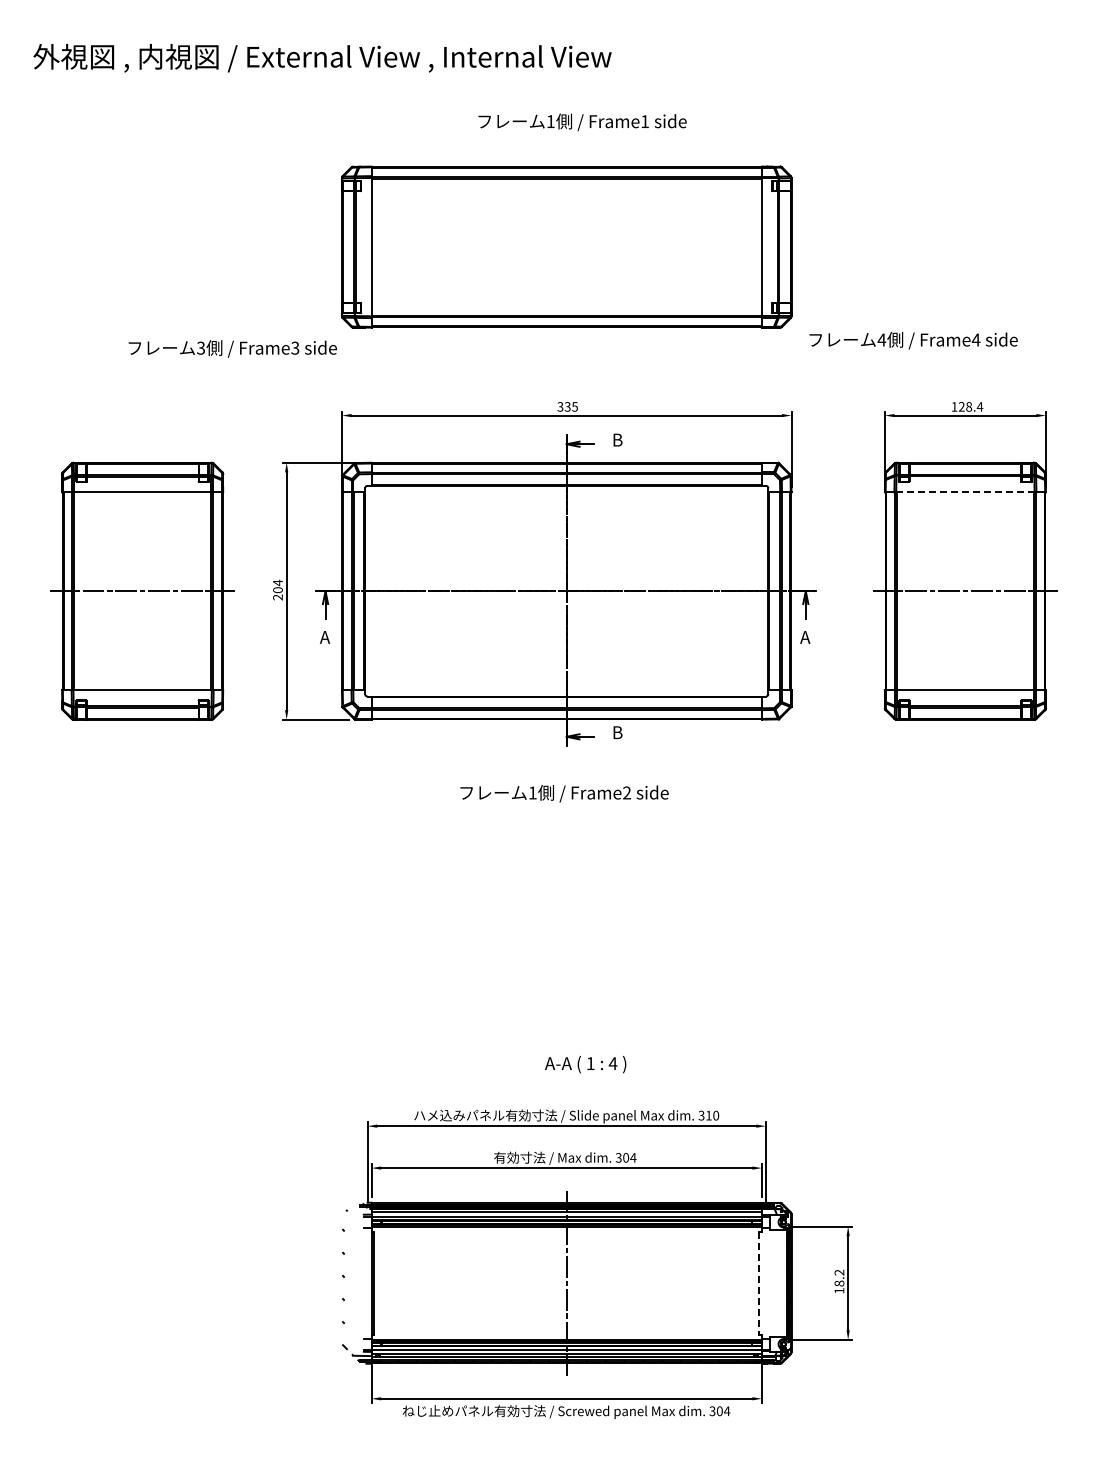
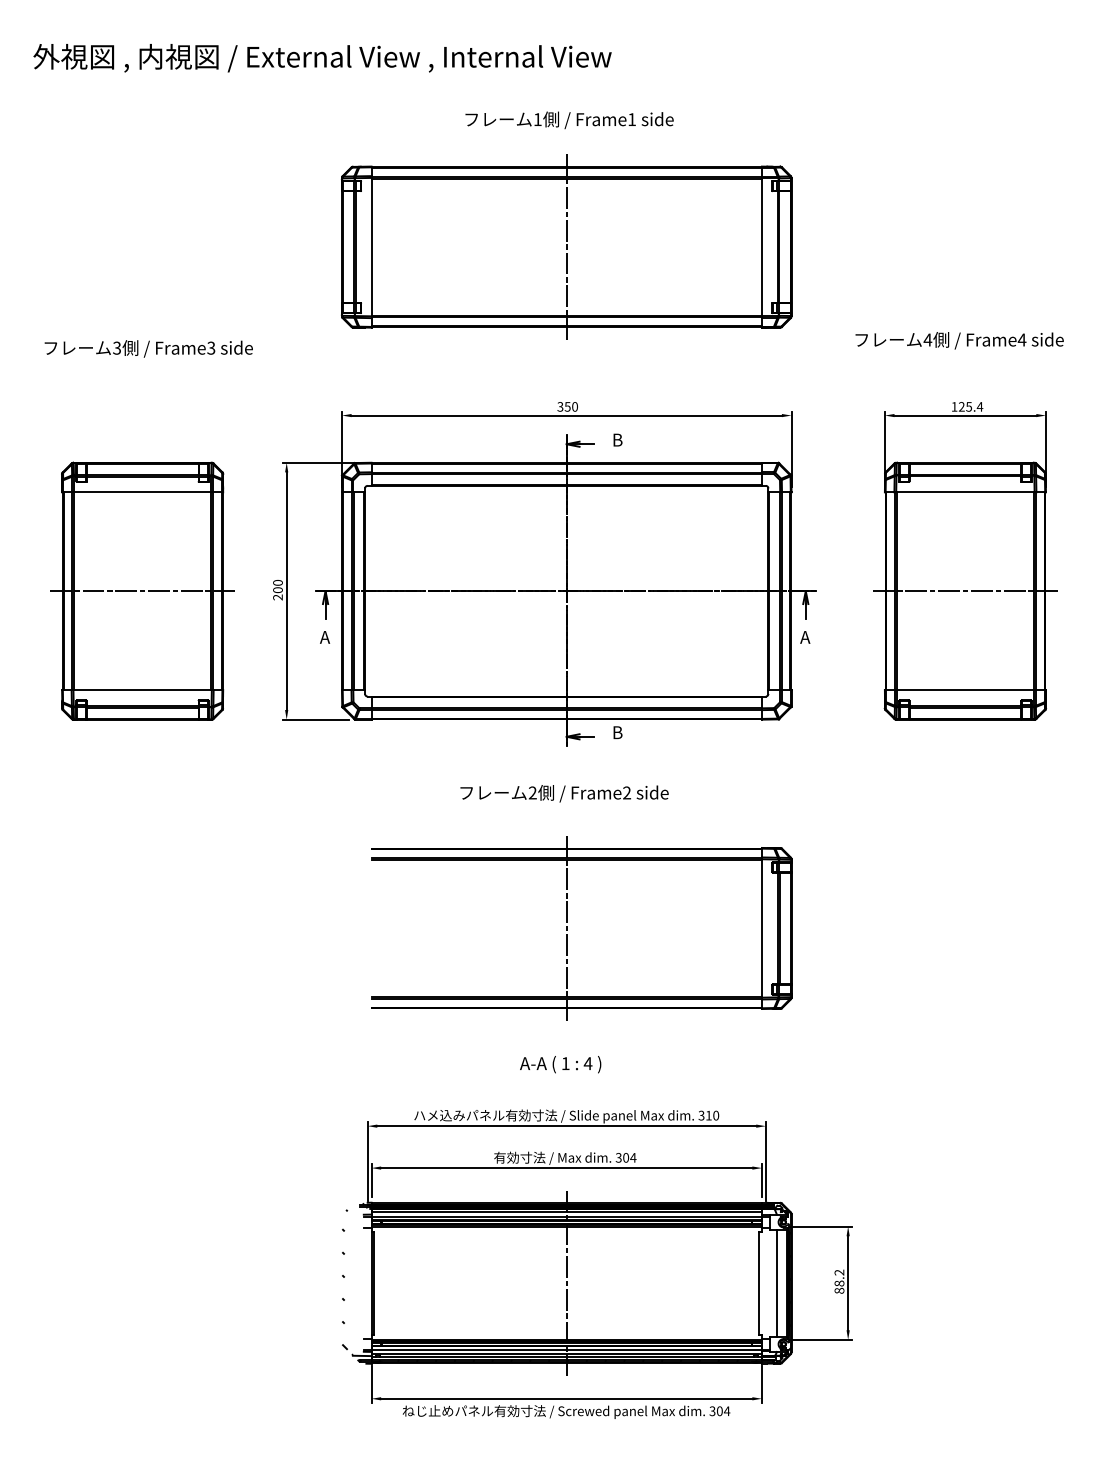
text position: (582, 122) -> (569, 120) (569, 120)
line: none -> present (566, 246)
text position: (913, 340) -> (959, 340) (959, 340)
text position: (232, 348) -> (148, 348) (148, 348)
text: 335 -> 350 (571, 406)
text: 128.4 -> 125.4 (969, 406)
line: dashed -> solid (965, 492)
text: 204 -> 200 (277, 582)
text: 1 -> 2 (532, 792)
part: none -> present (567, 928)
text position: (585, 1064) -> (560, 1064) (560, 1064)
line: none -> present (777, 1282)
line: dashed -> solid (759, 1283)
text: 18.2 -> 88.2 (839, 1290)
